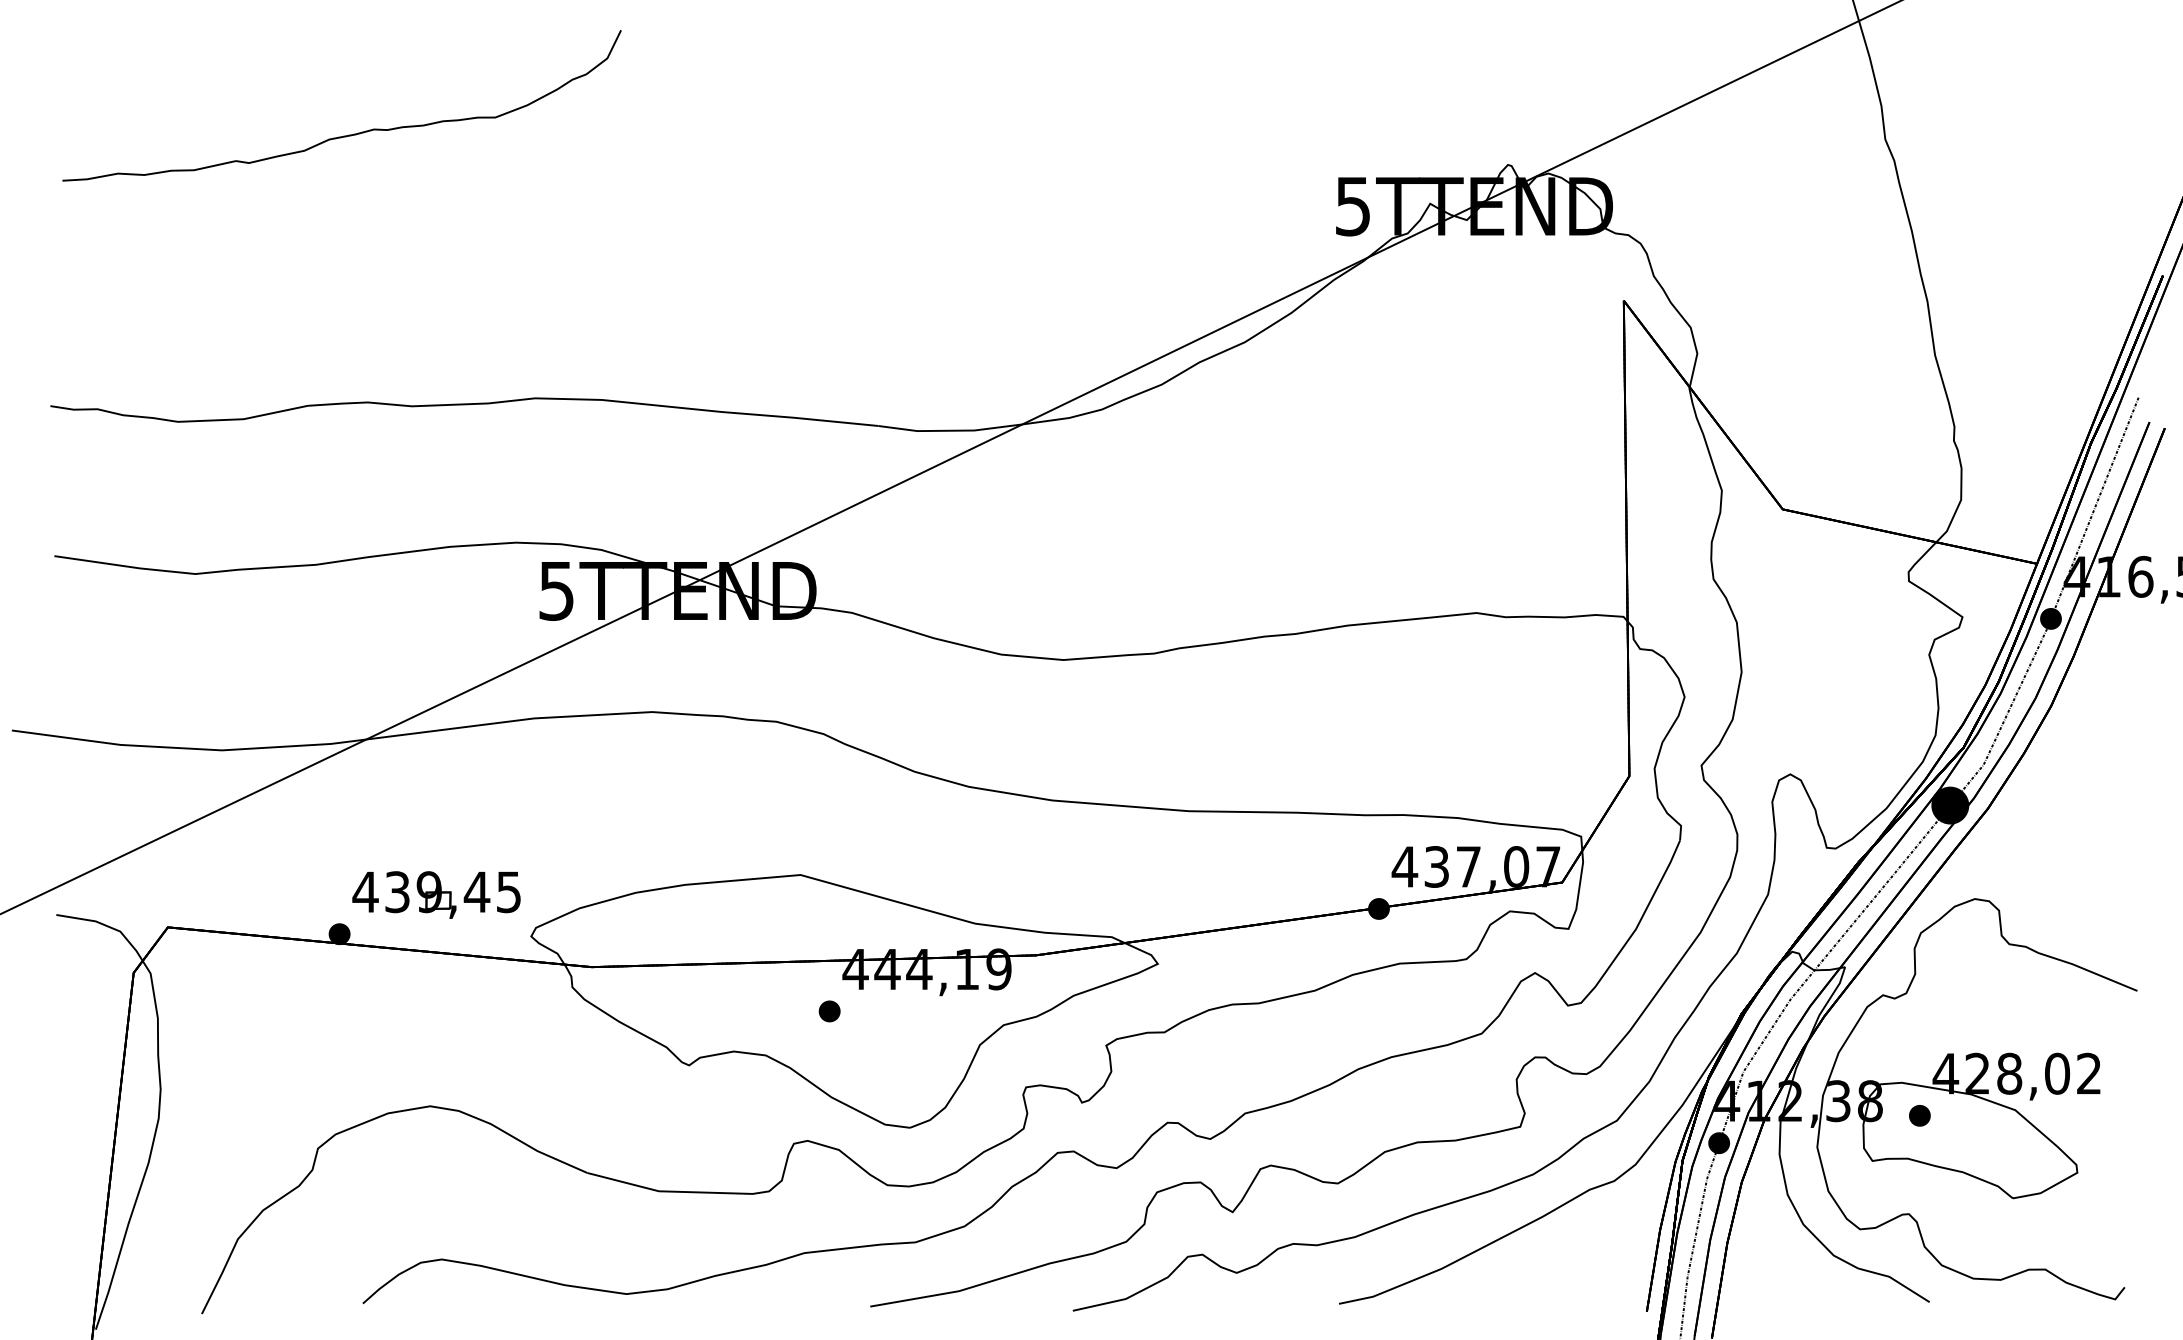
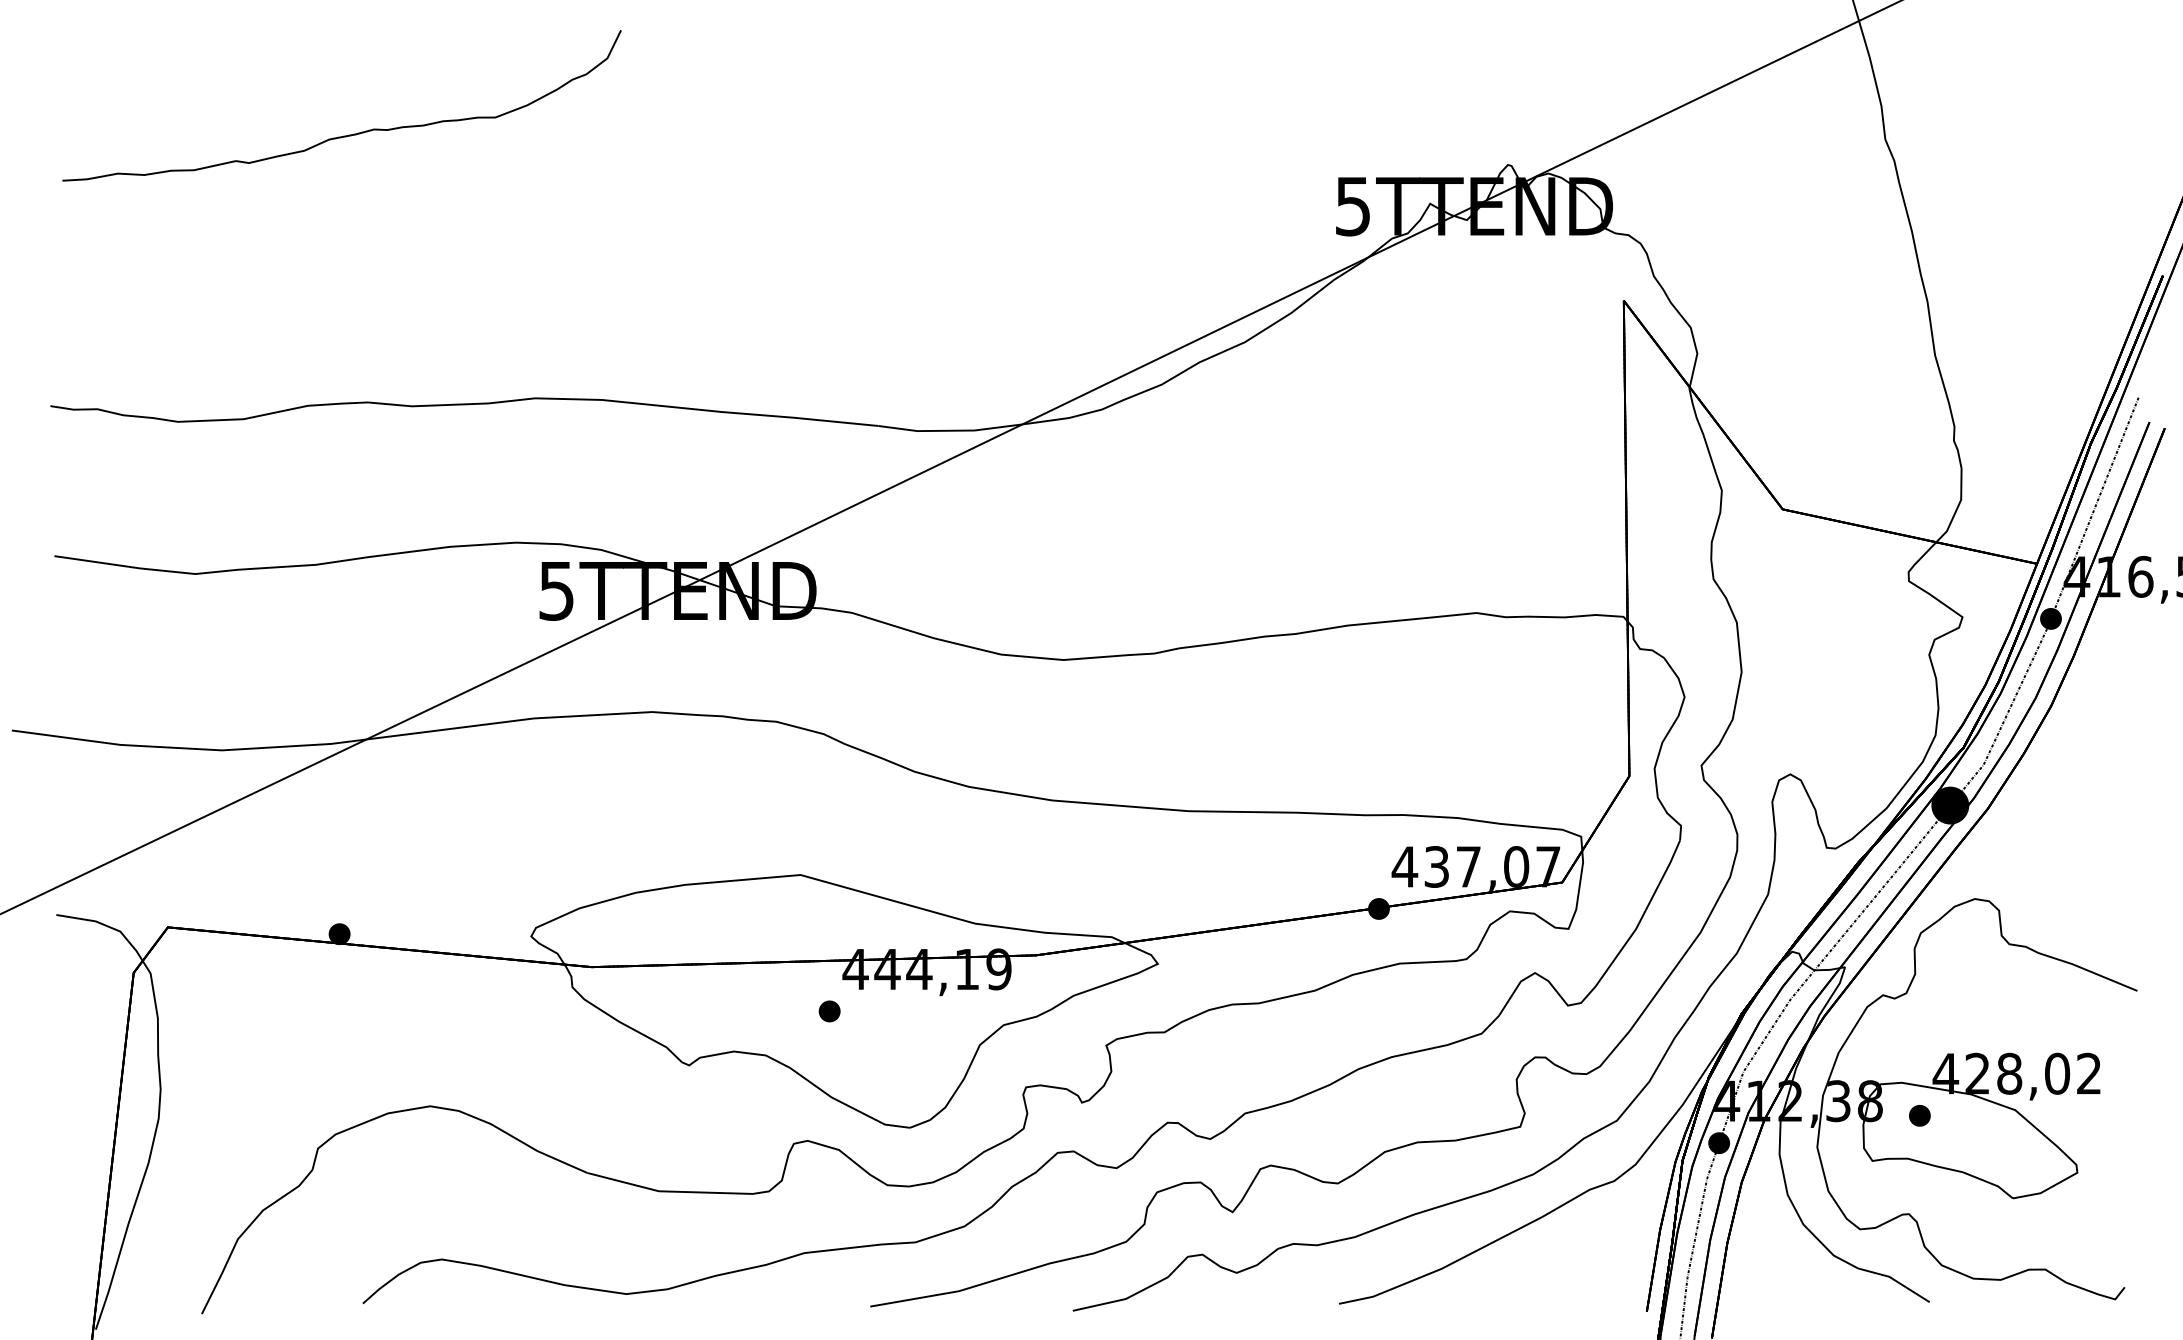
part: present -> none (436, 894)
